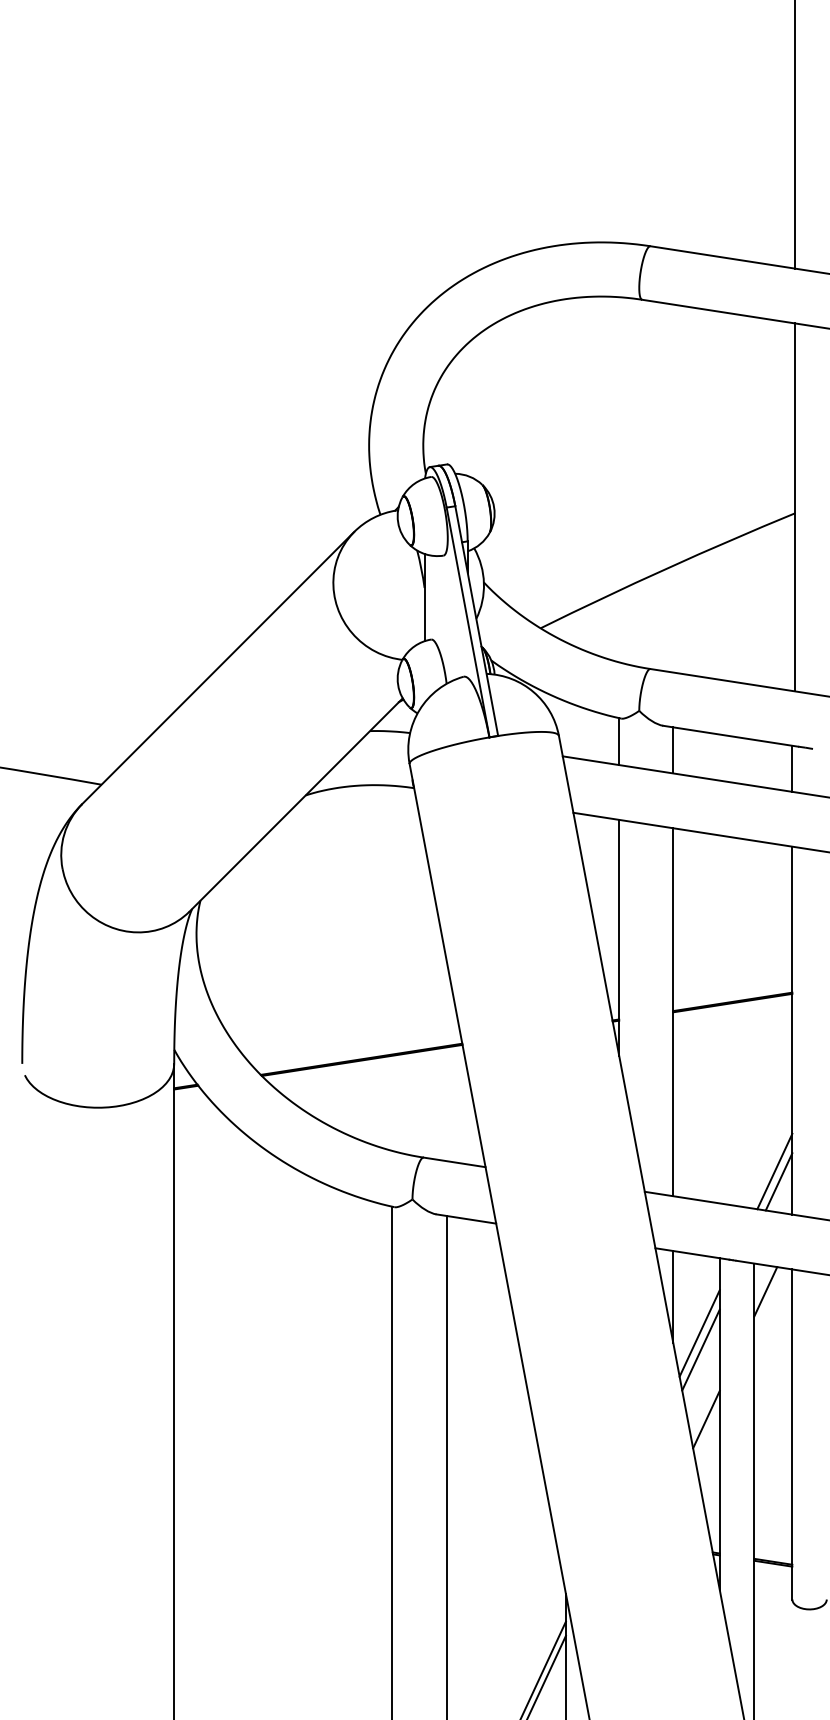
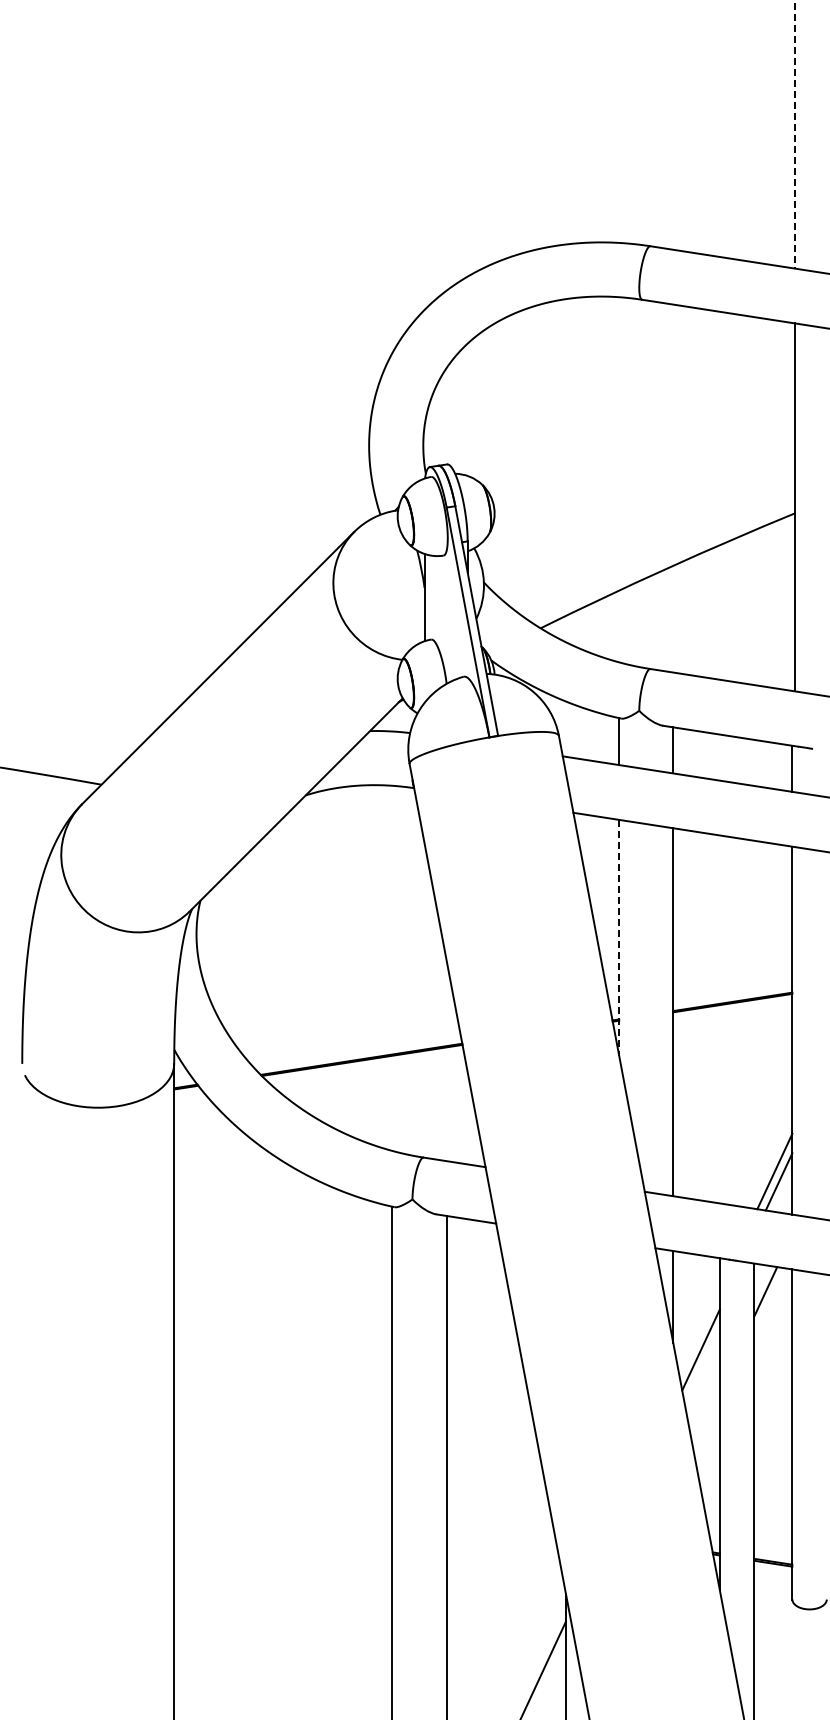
line: solid -> dashed (795, 134)
line: solid -> dashed (619, 937)
line: present -> none (699, 1333)
line: present -> none (706, 1419)
line: present -> none (546, 1675)
